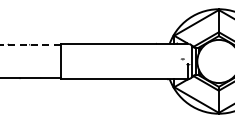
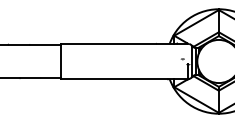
line: dashed -> solid (30, 45)
